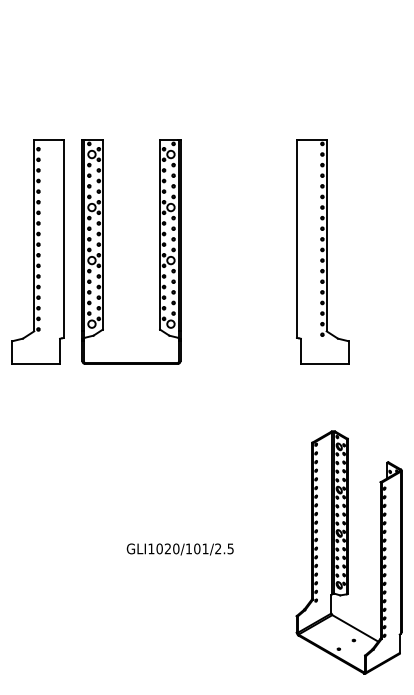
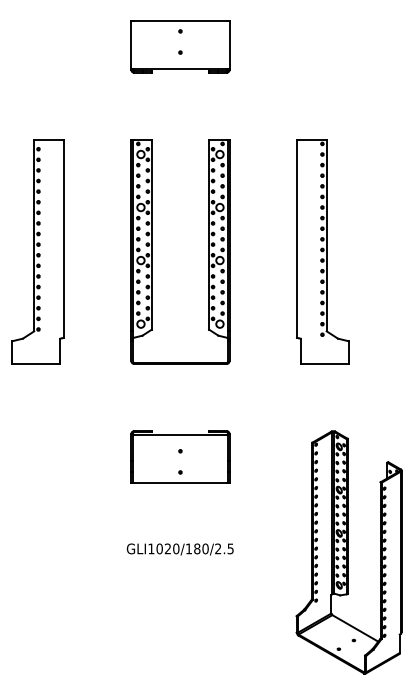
part: none -> present (180, 46)
part position: (103, 251) -> (152, 251) (152, 251)
part: none -> present (180, 456)
text: GLI1020/101/2.5 -> GLI1020/180/2.5 (201, 548)
